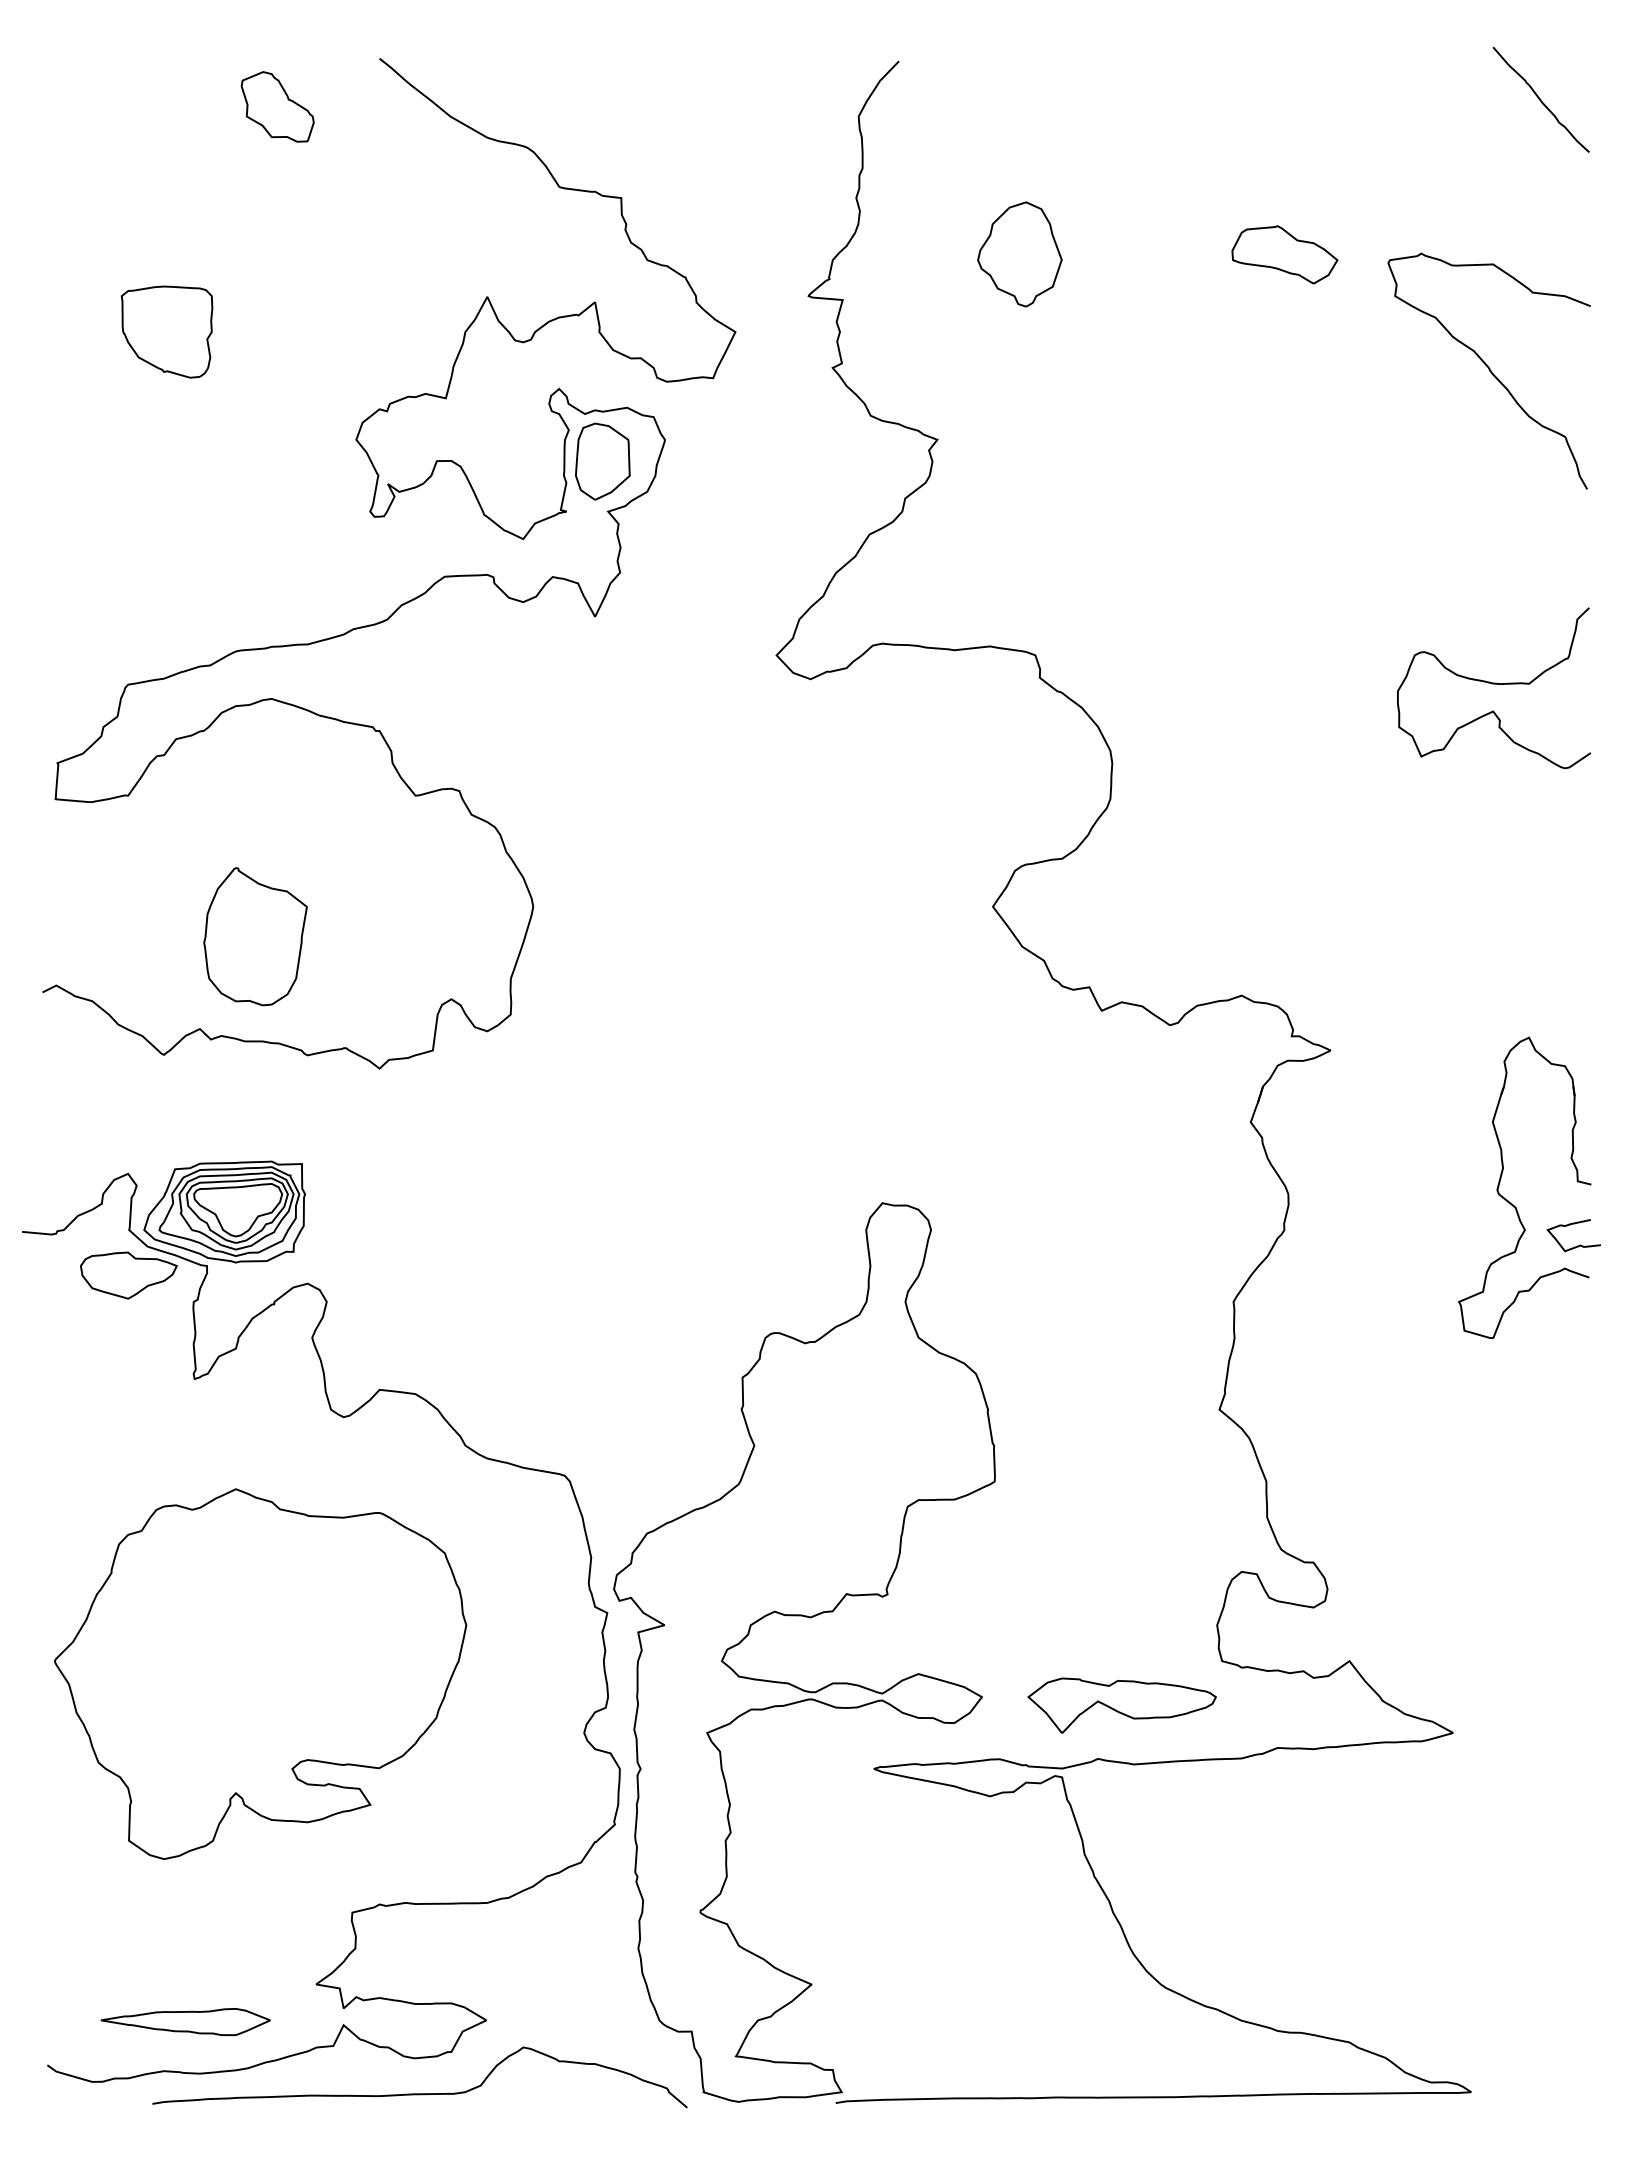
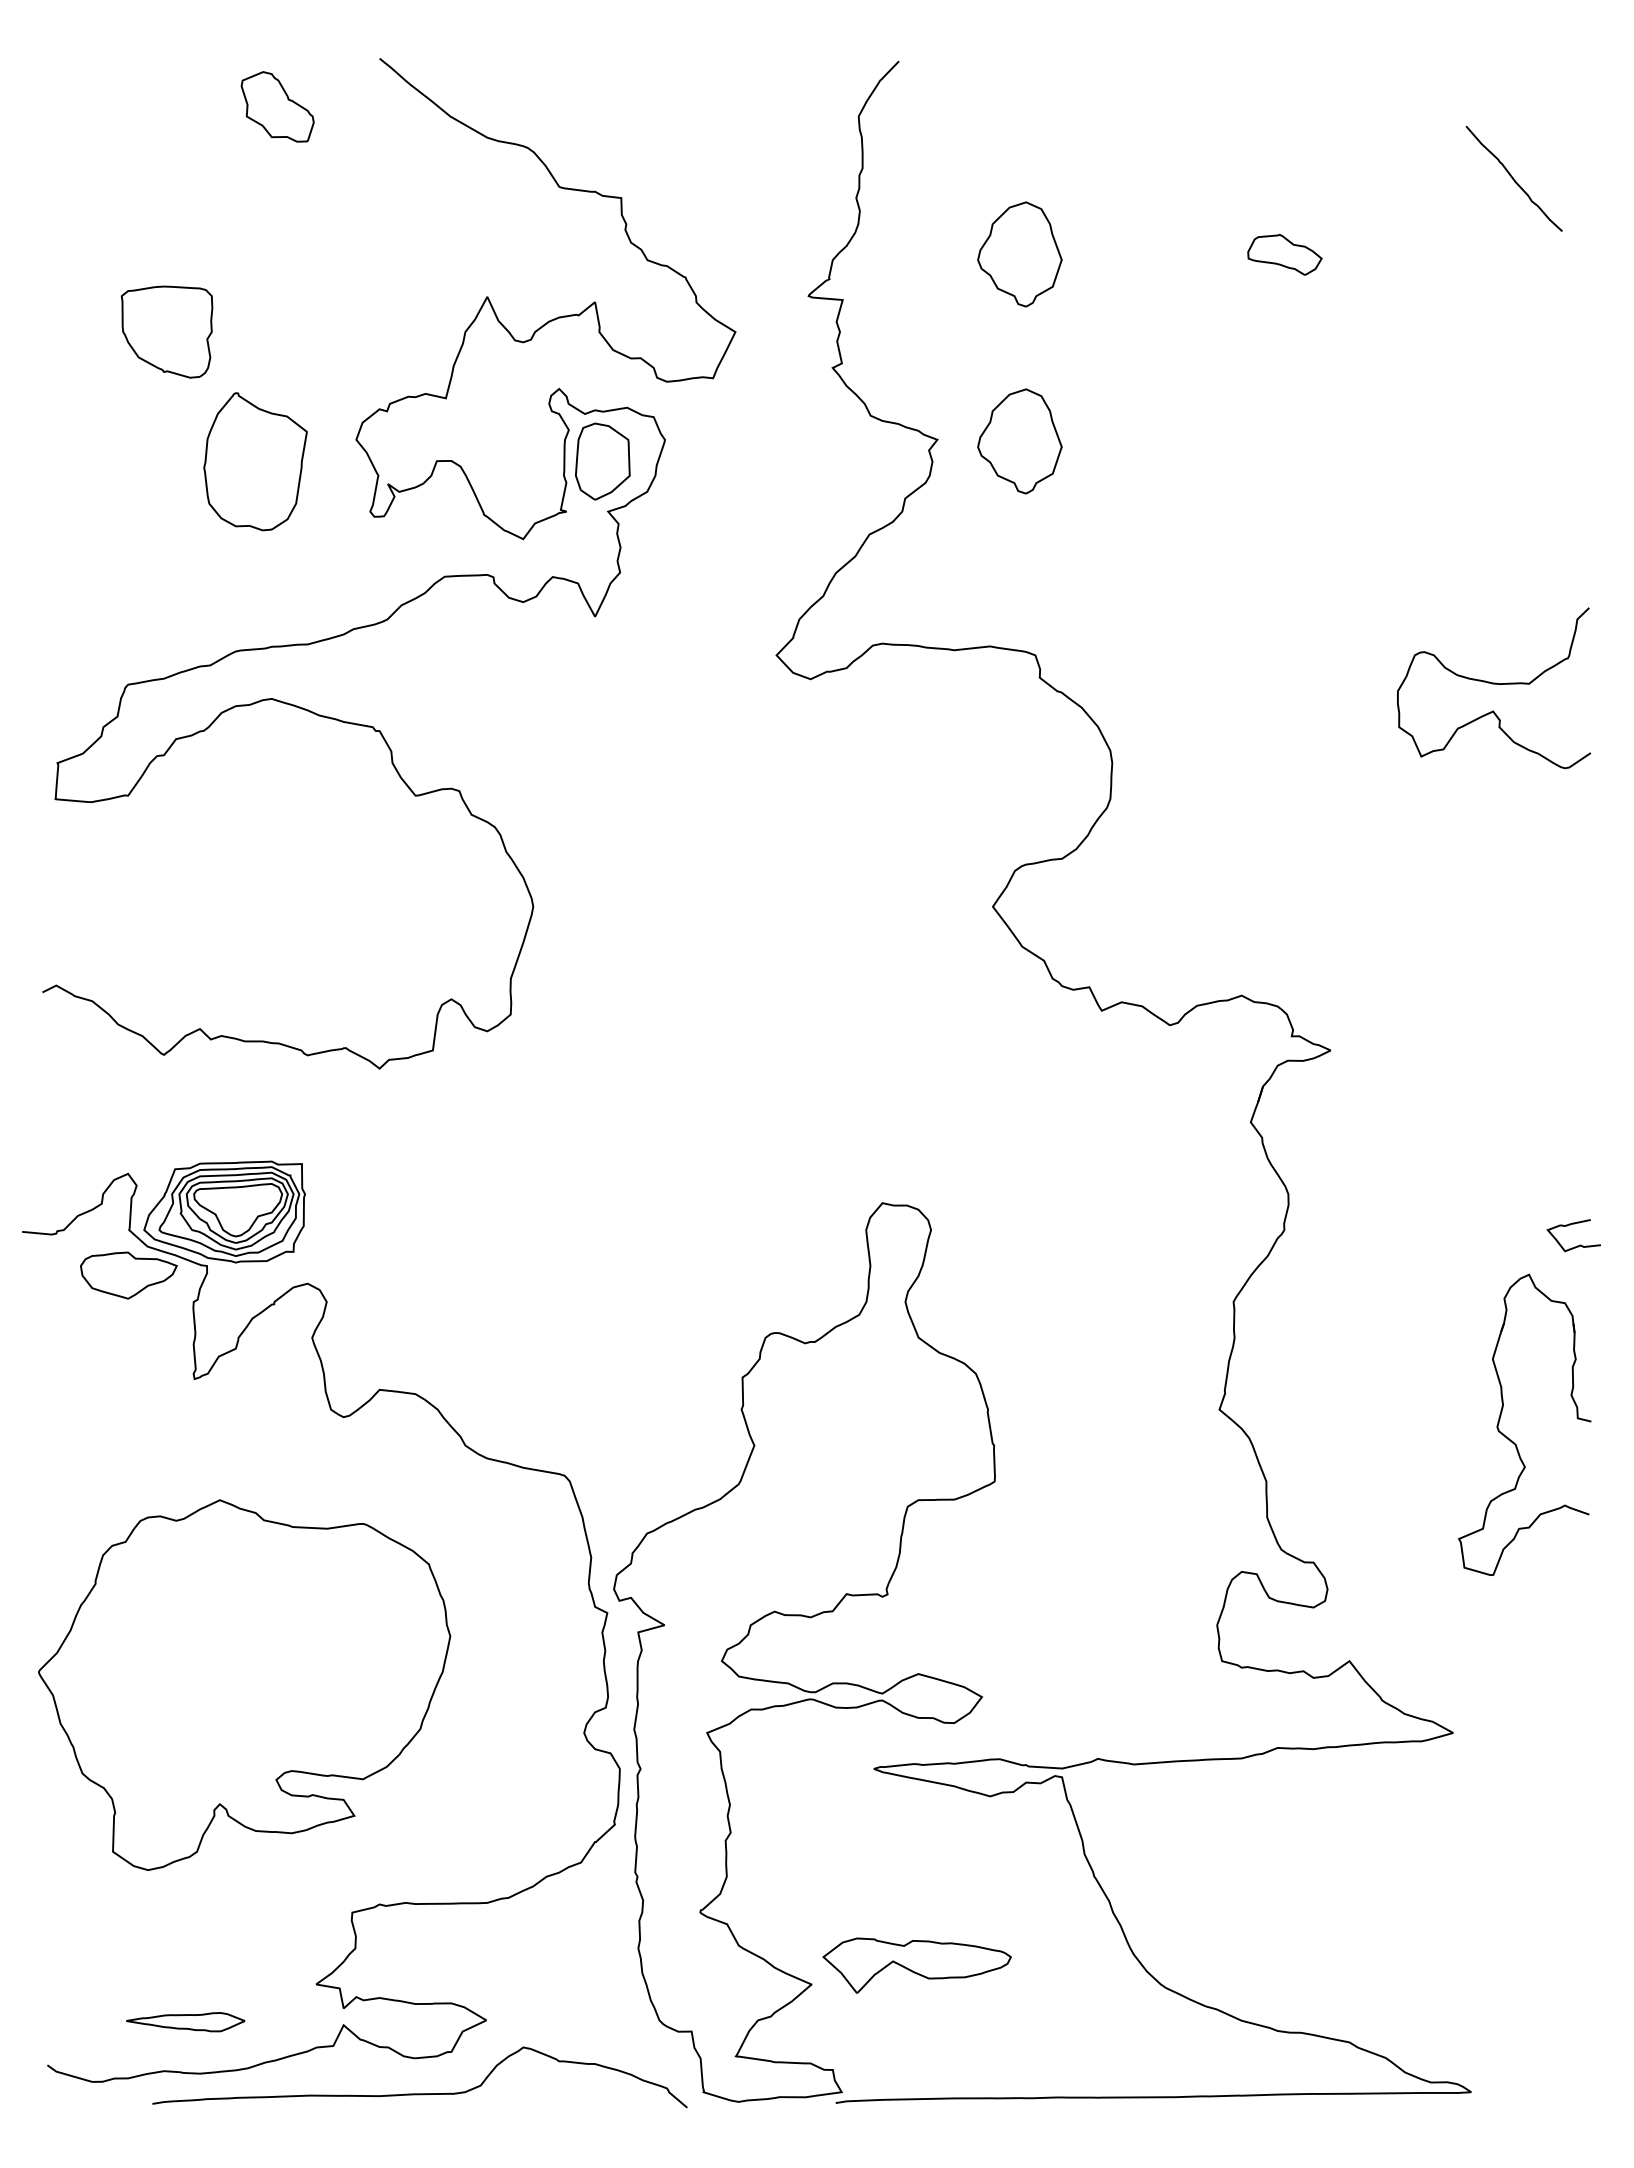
curve position: (1540, 99) -> (1513, 178) (1513, 178)
part size: 108x60 px -> 76x42 px (1284, 254)
curve: present -> none (1488, 369)
part: none -> present (1019, 441)
part position: (255, 936) -> (255, 461) (255, 461)
part position: (1512, 1203) -> (1512, 1440) (1512, 1440)
part position: (260, 1673) -> (244, 1684) (244, 1684)
part position: (1121, 1705) -> (916, 1965) (916, 1965)
part size: 171x29 px -> 120x21 px (185, 2022)
